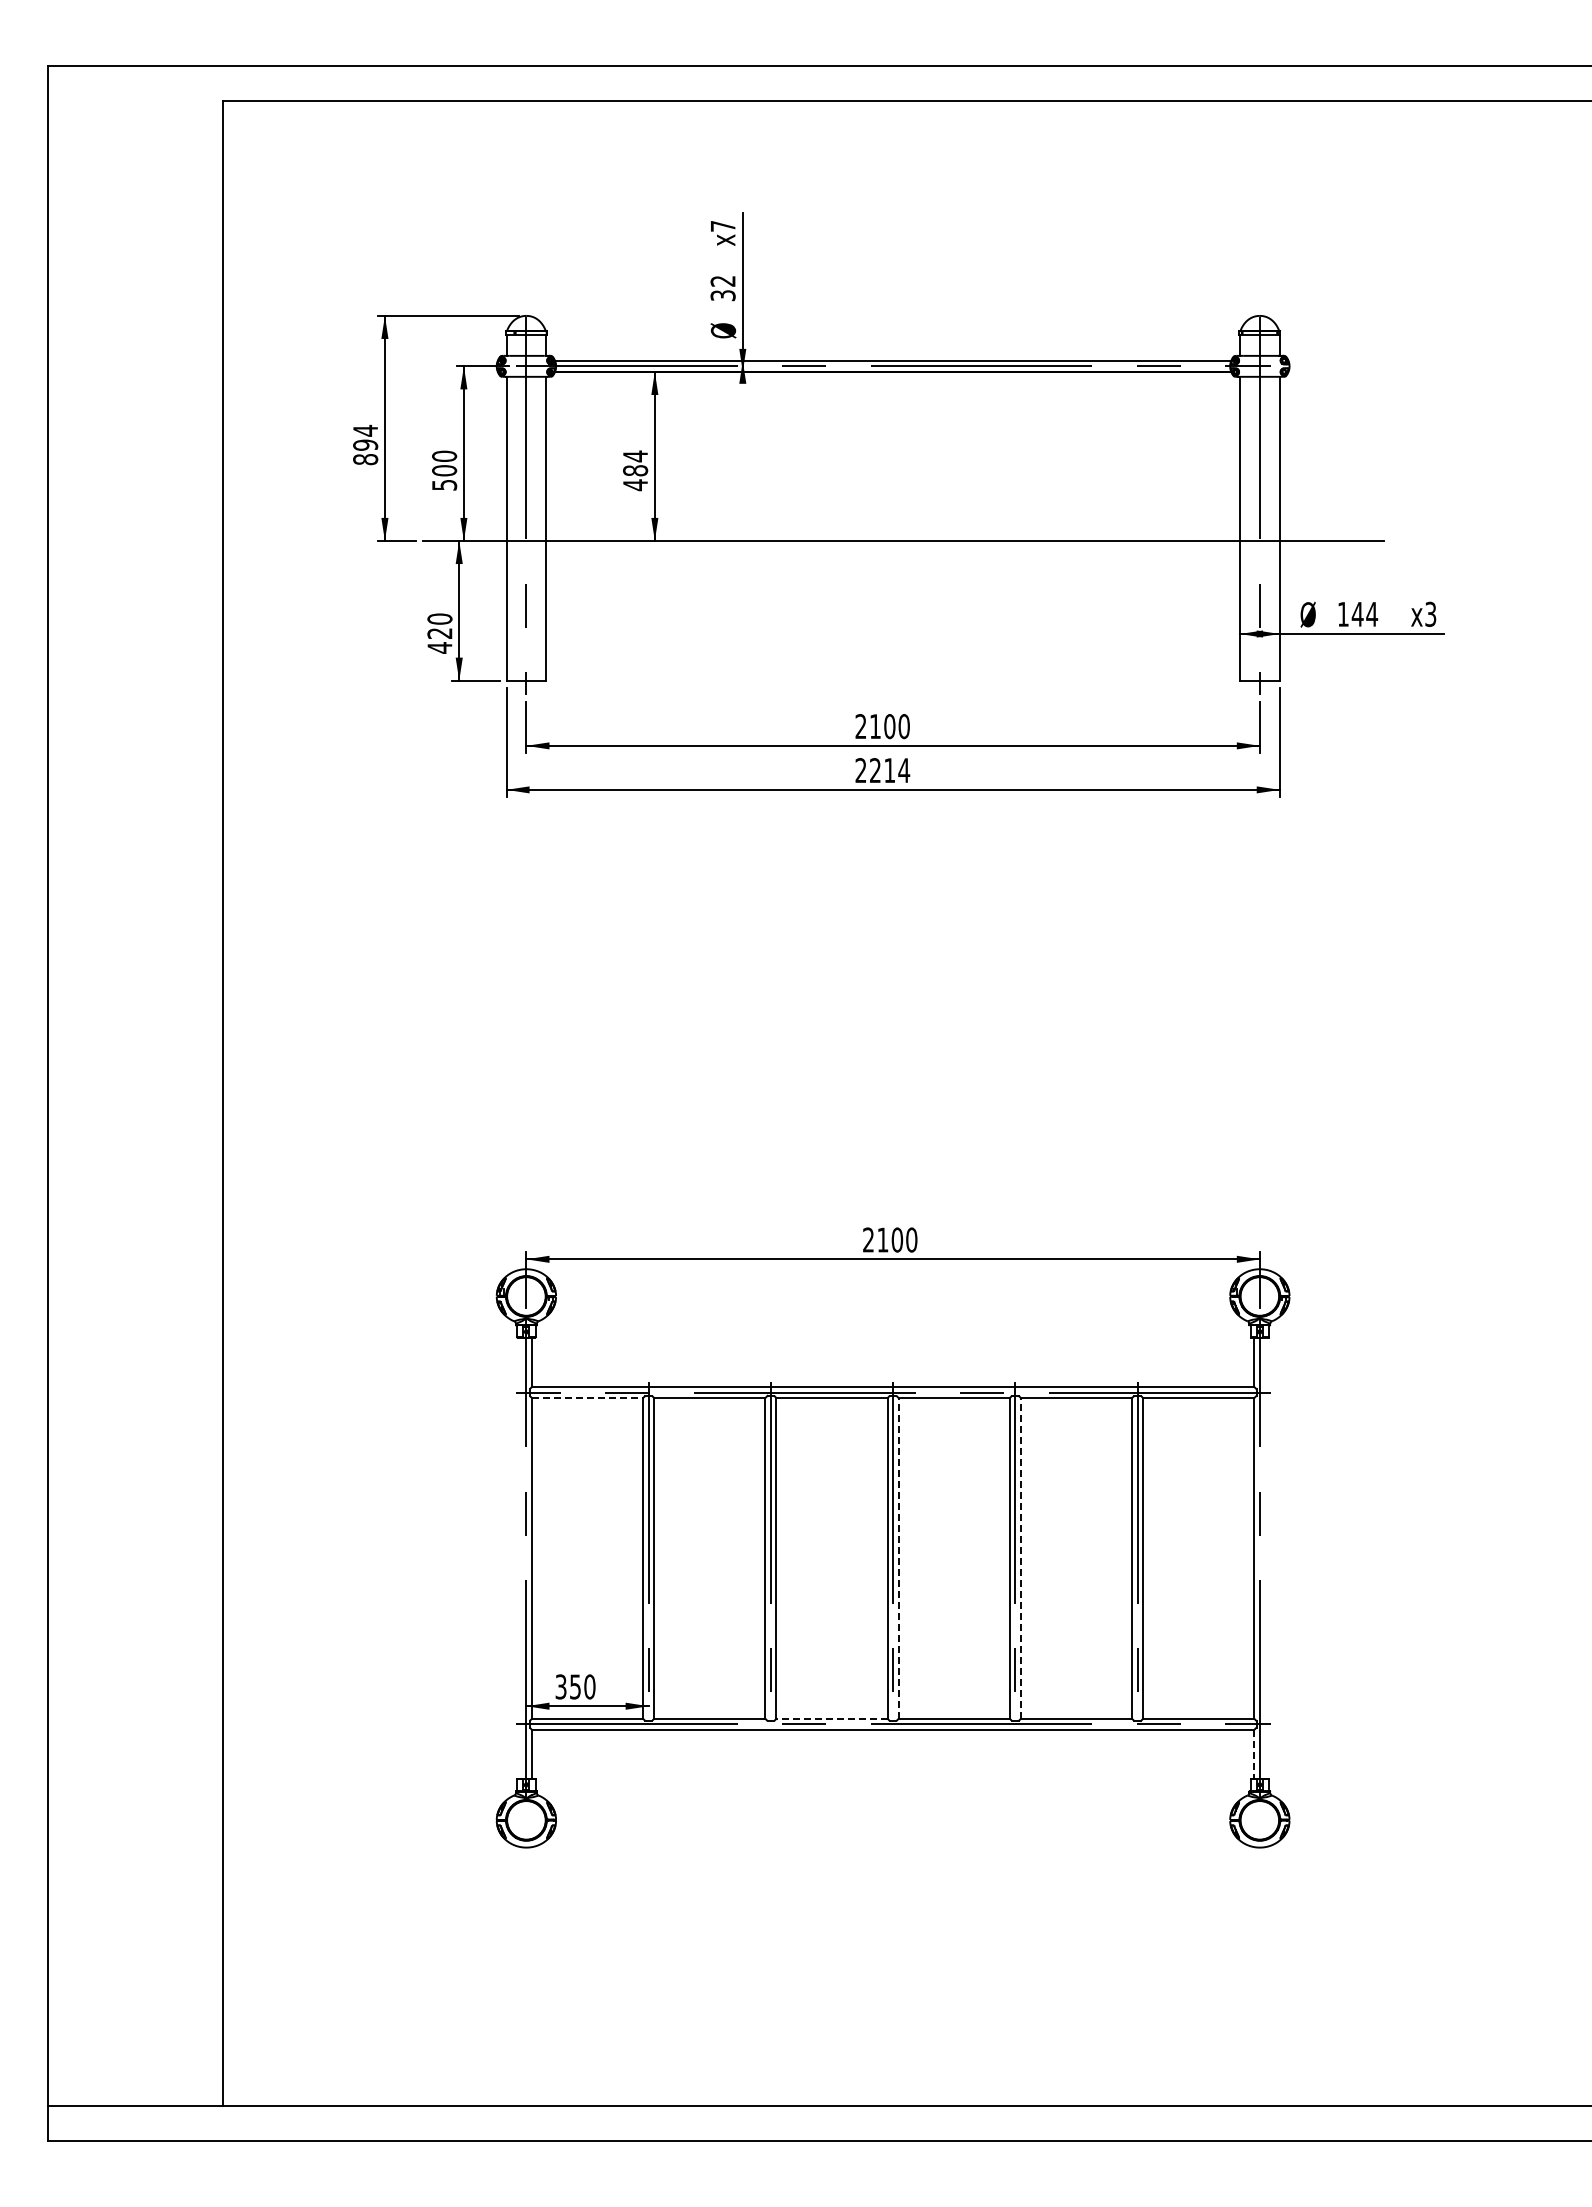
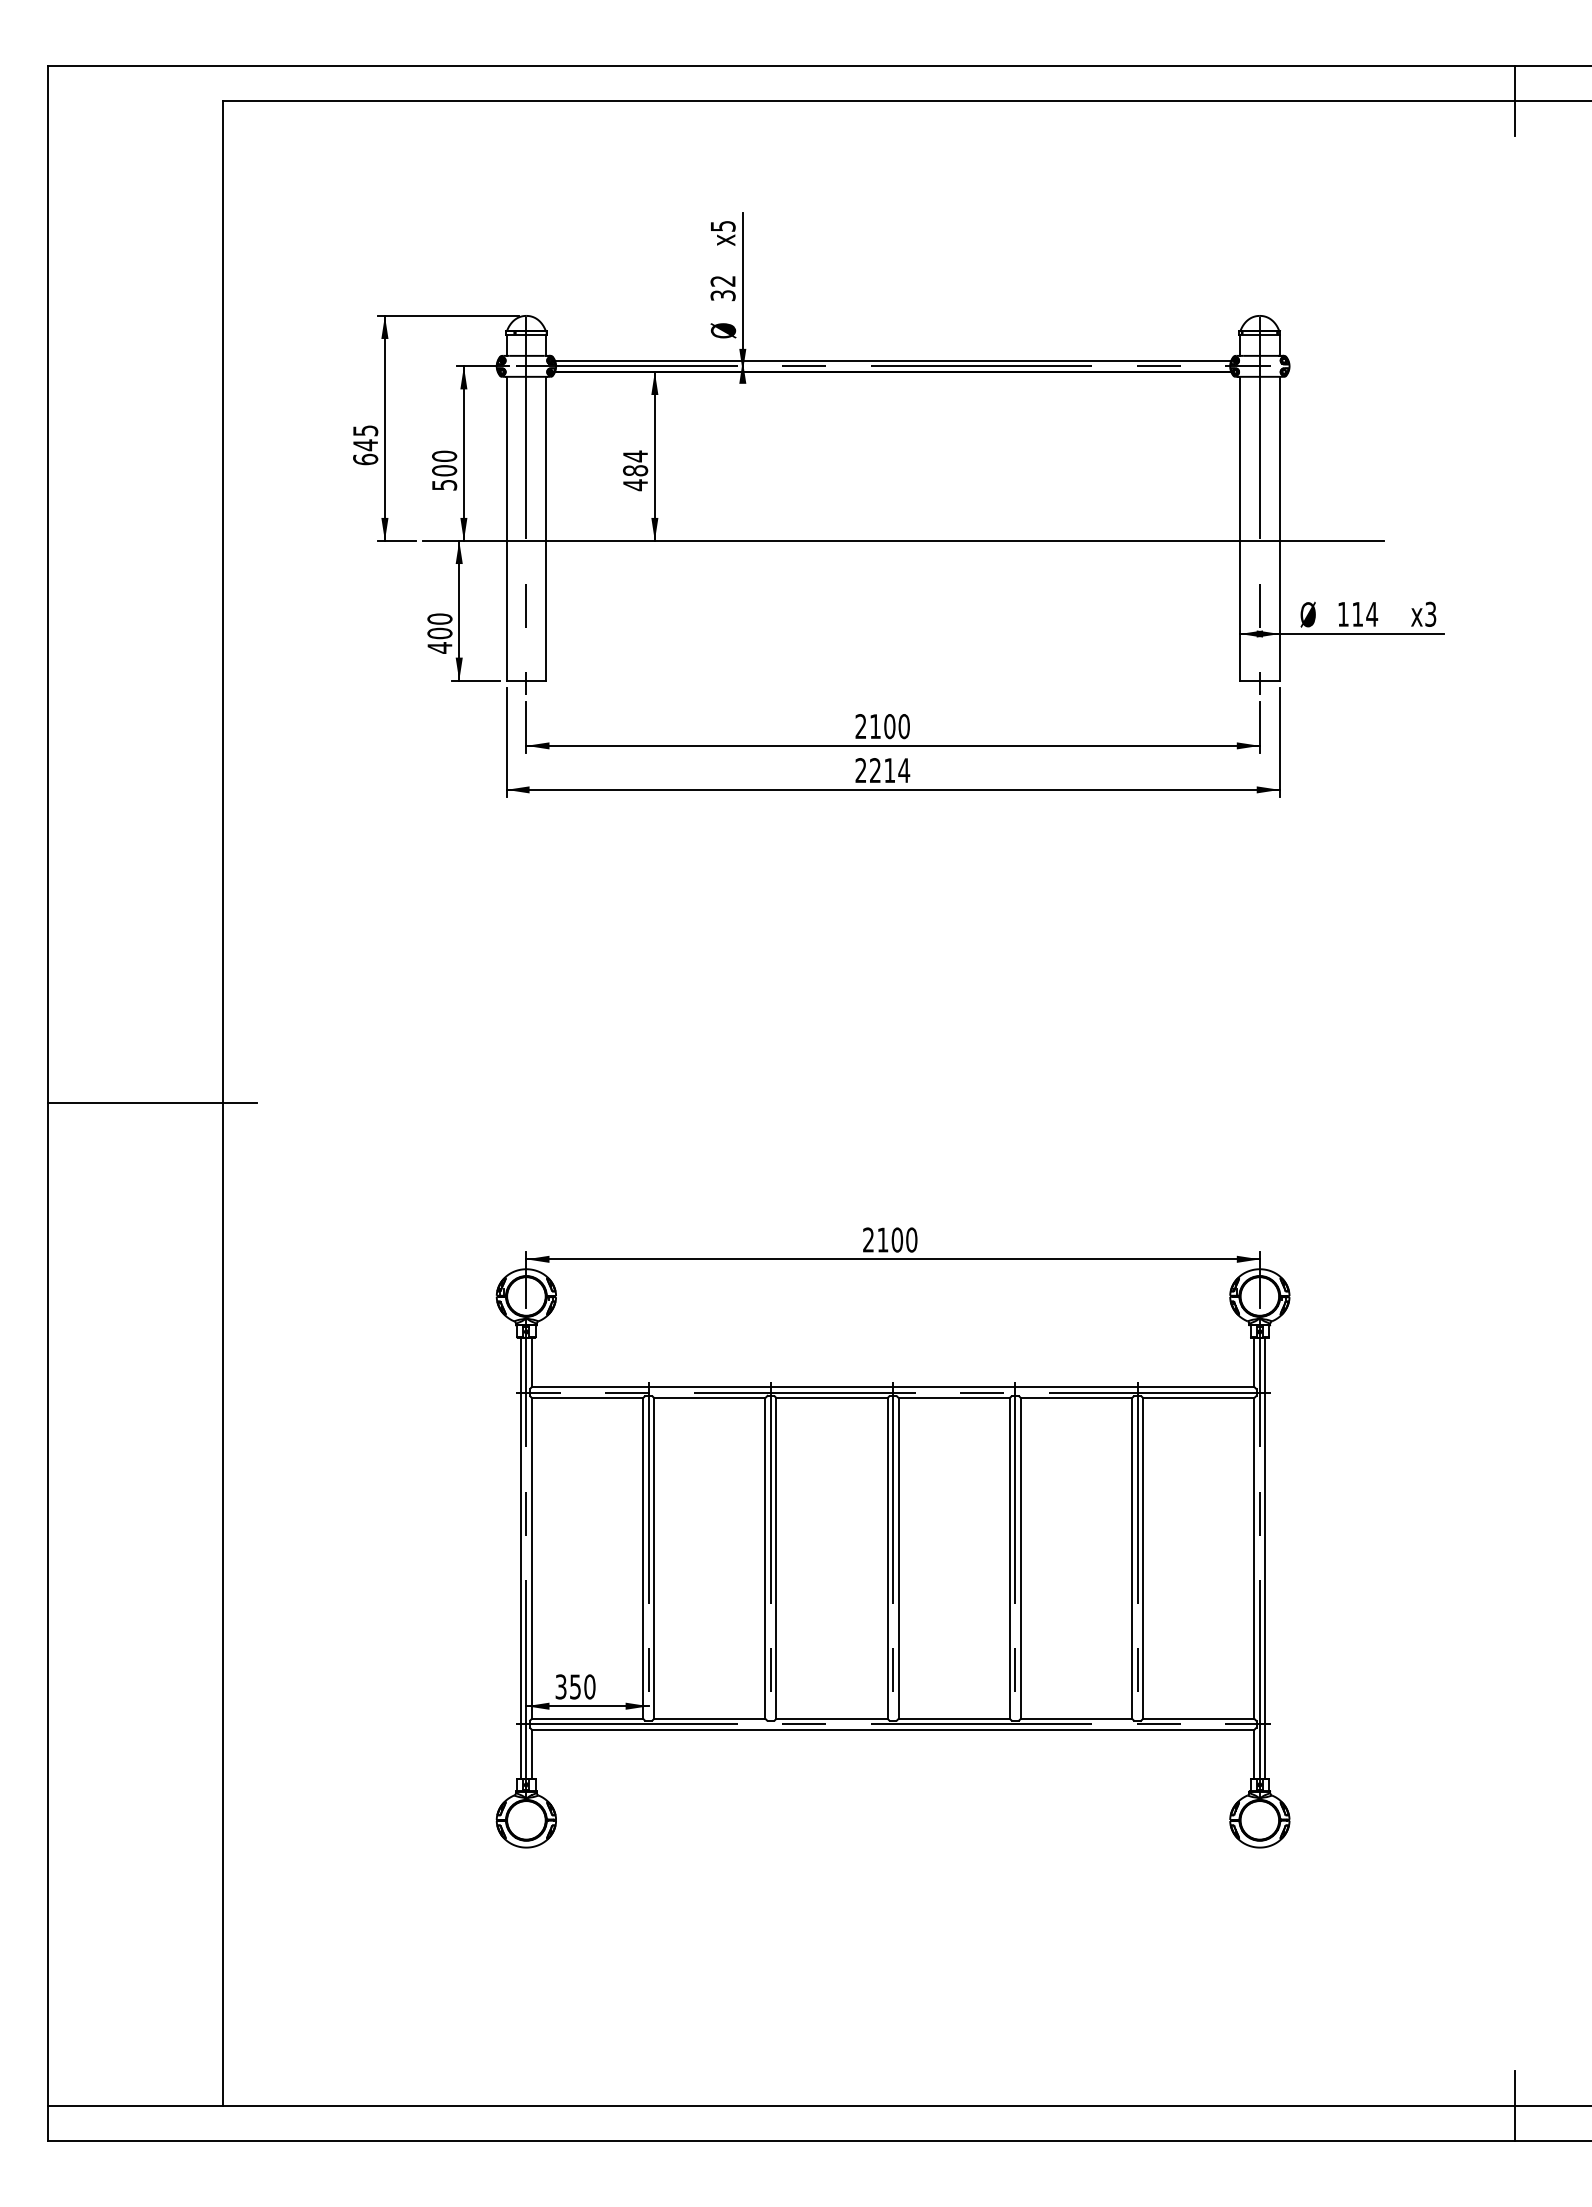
line: none -> present (1514, 101)
text: x7 -> x5 (723, 226)
text: 894 -> 645 (365, 444)
text: 144 -> 114 (1357, 614)
text: 420 -> 400 (439, 633)
line: none -> present (152, 1103)
line: dashed -> solid (587, 1398)
line: dashed -> solid (898, 1557)
line: dashed -> solid (1020, 1557)
line: none -> present (520, 1558)
line: none -> present (1265, 1558)
line: dashed -> solid (832, 1718)
line: dashed -> solid (1254, 1754)
line: none -> present (1514, 2105)
